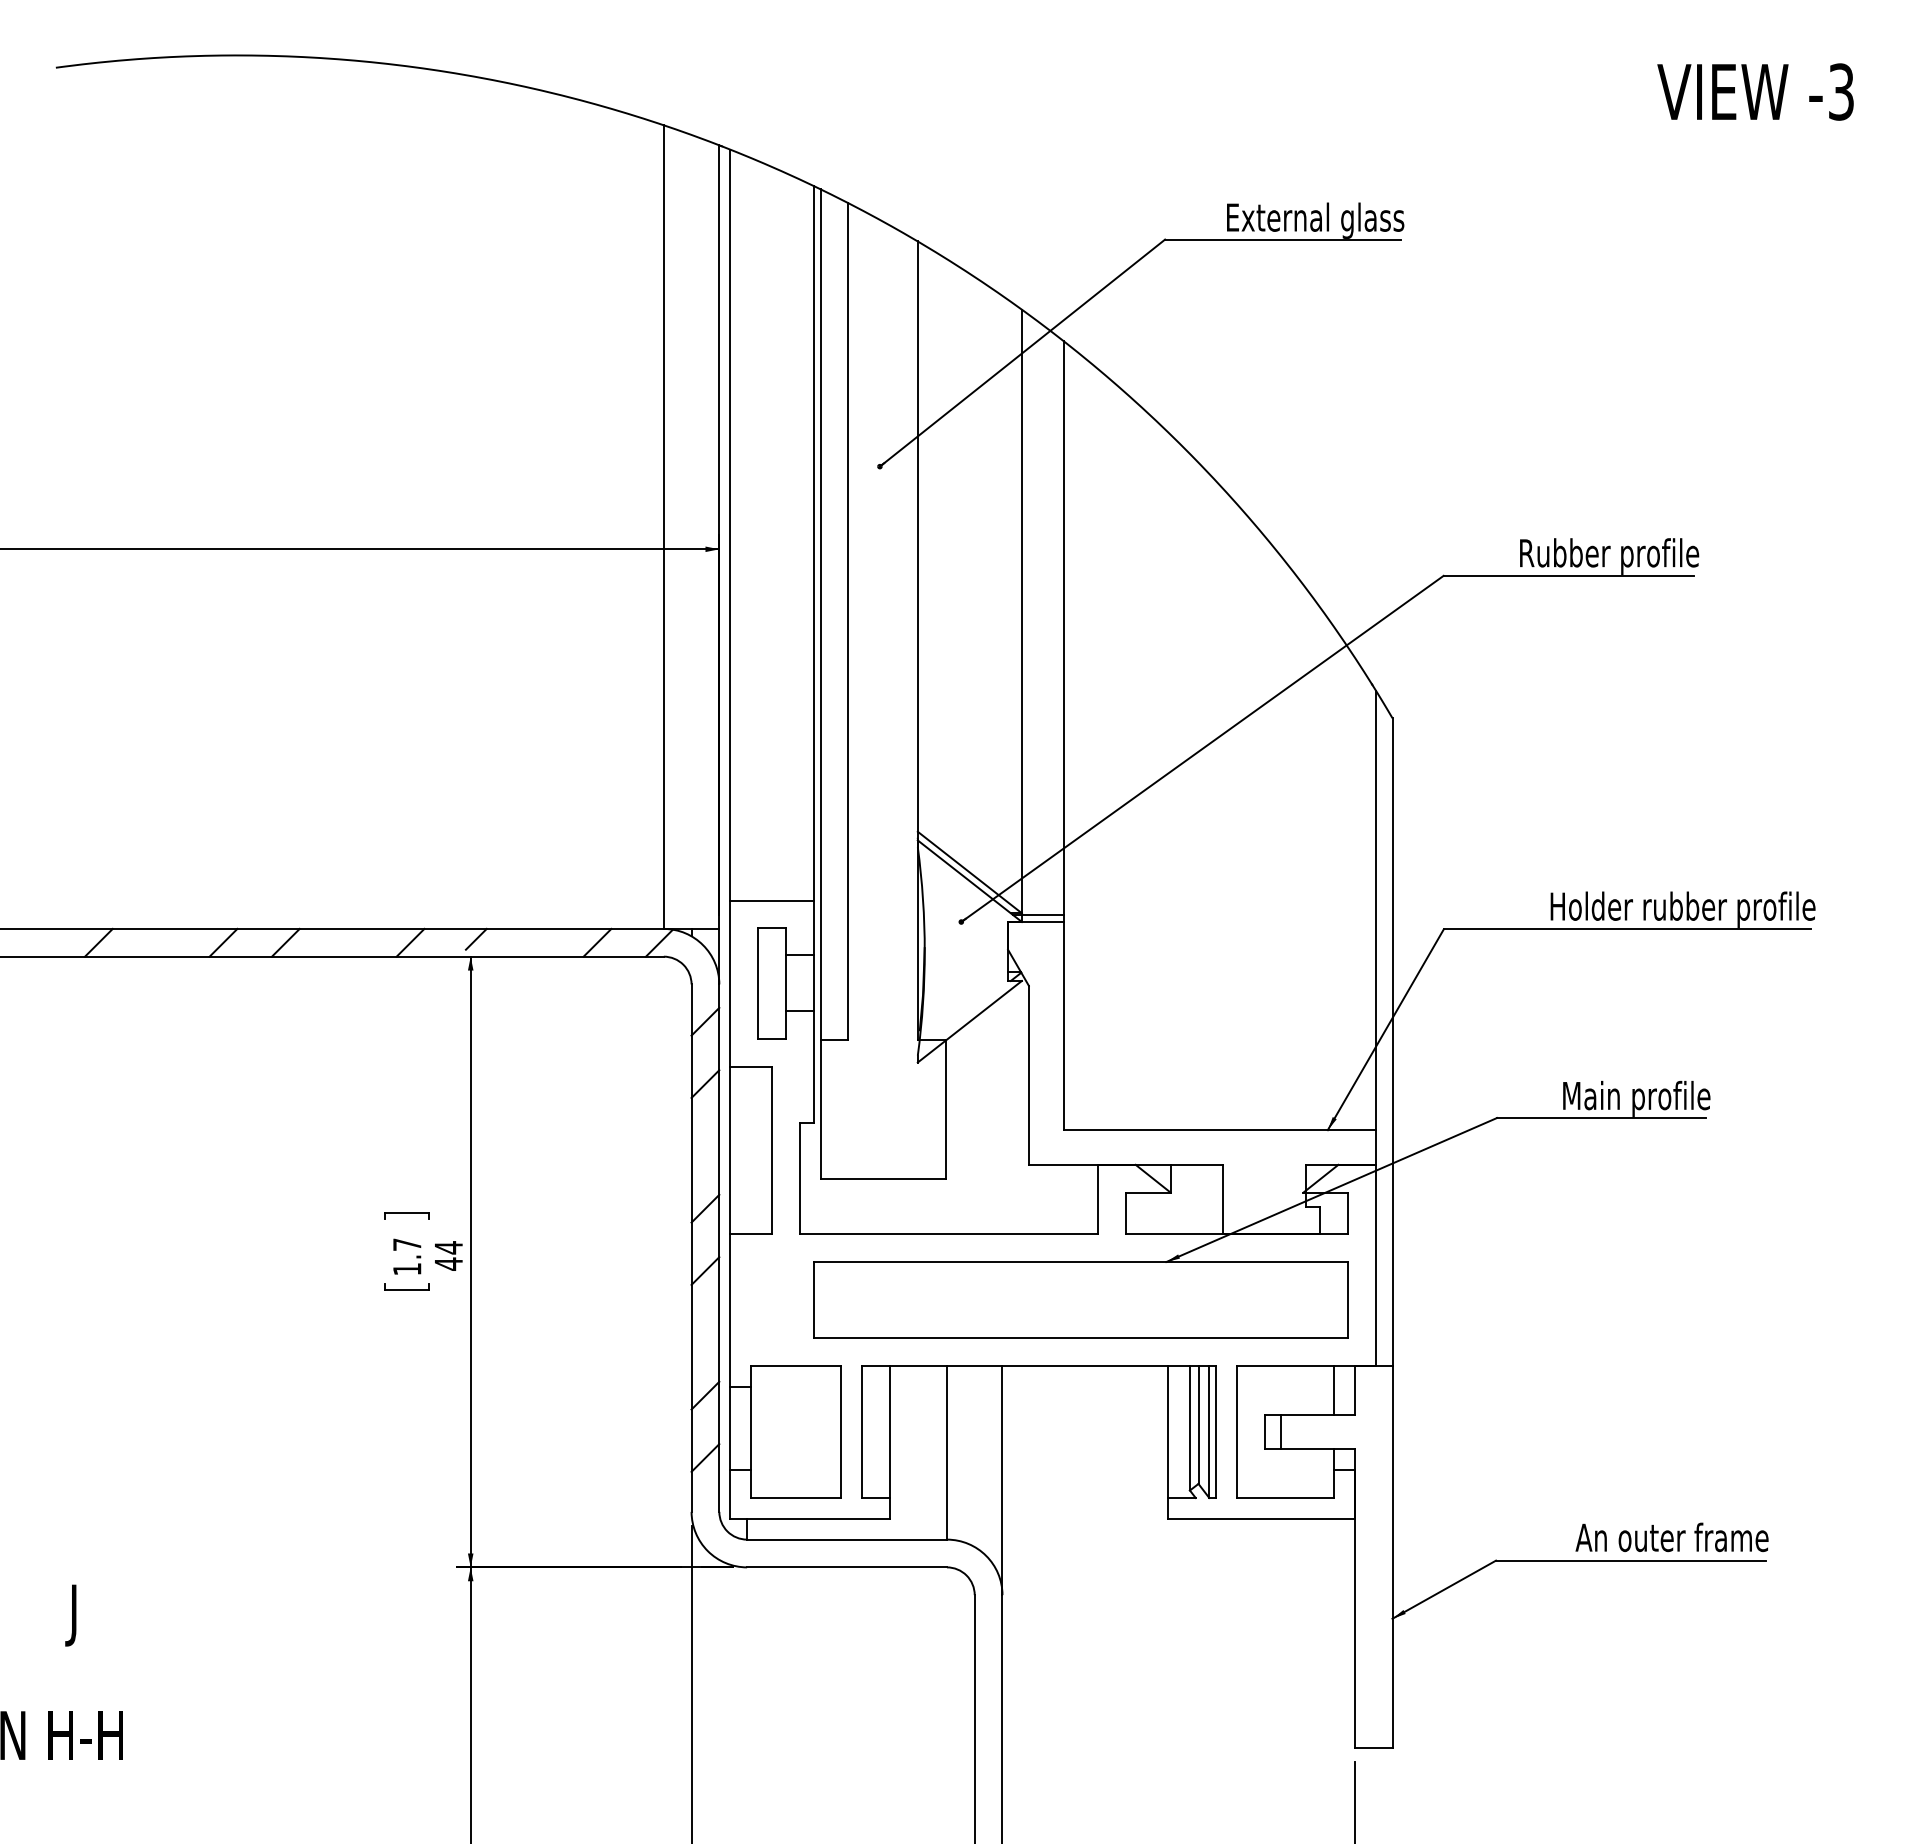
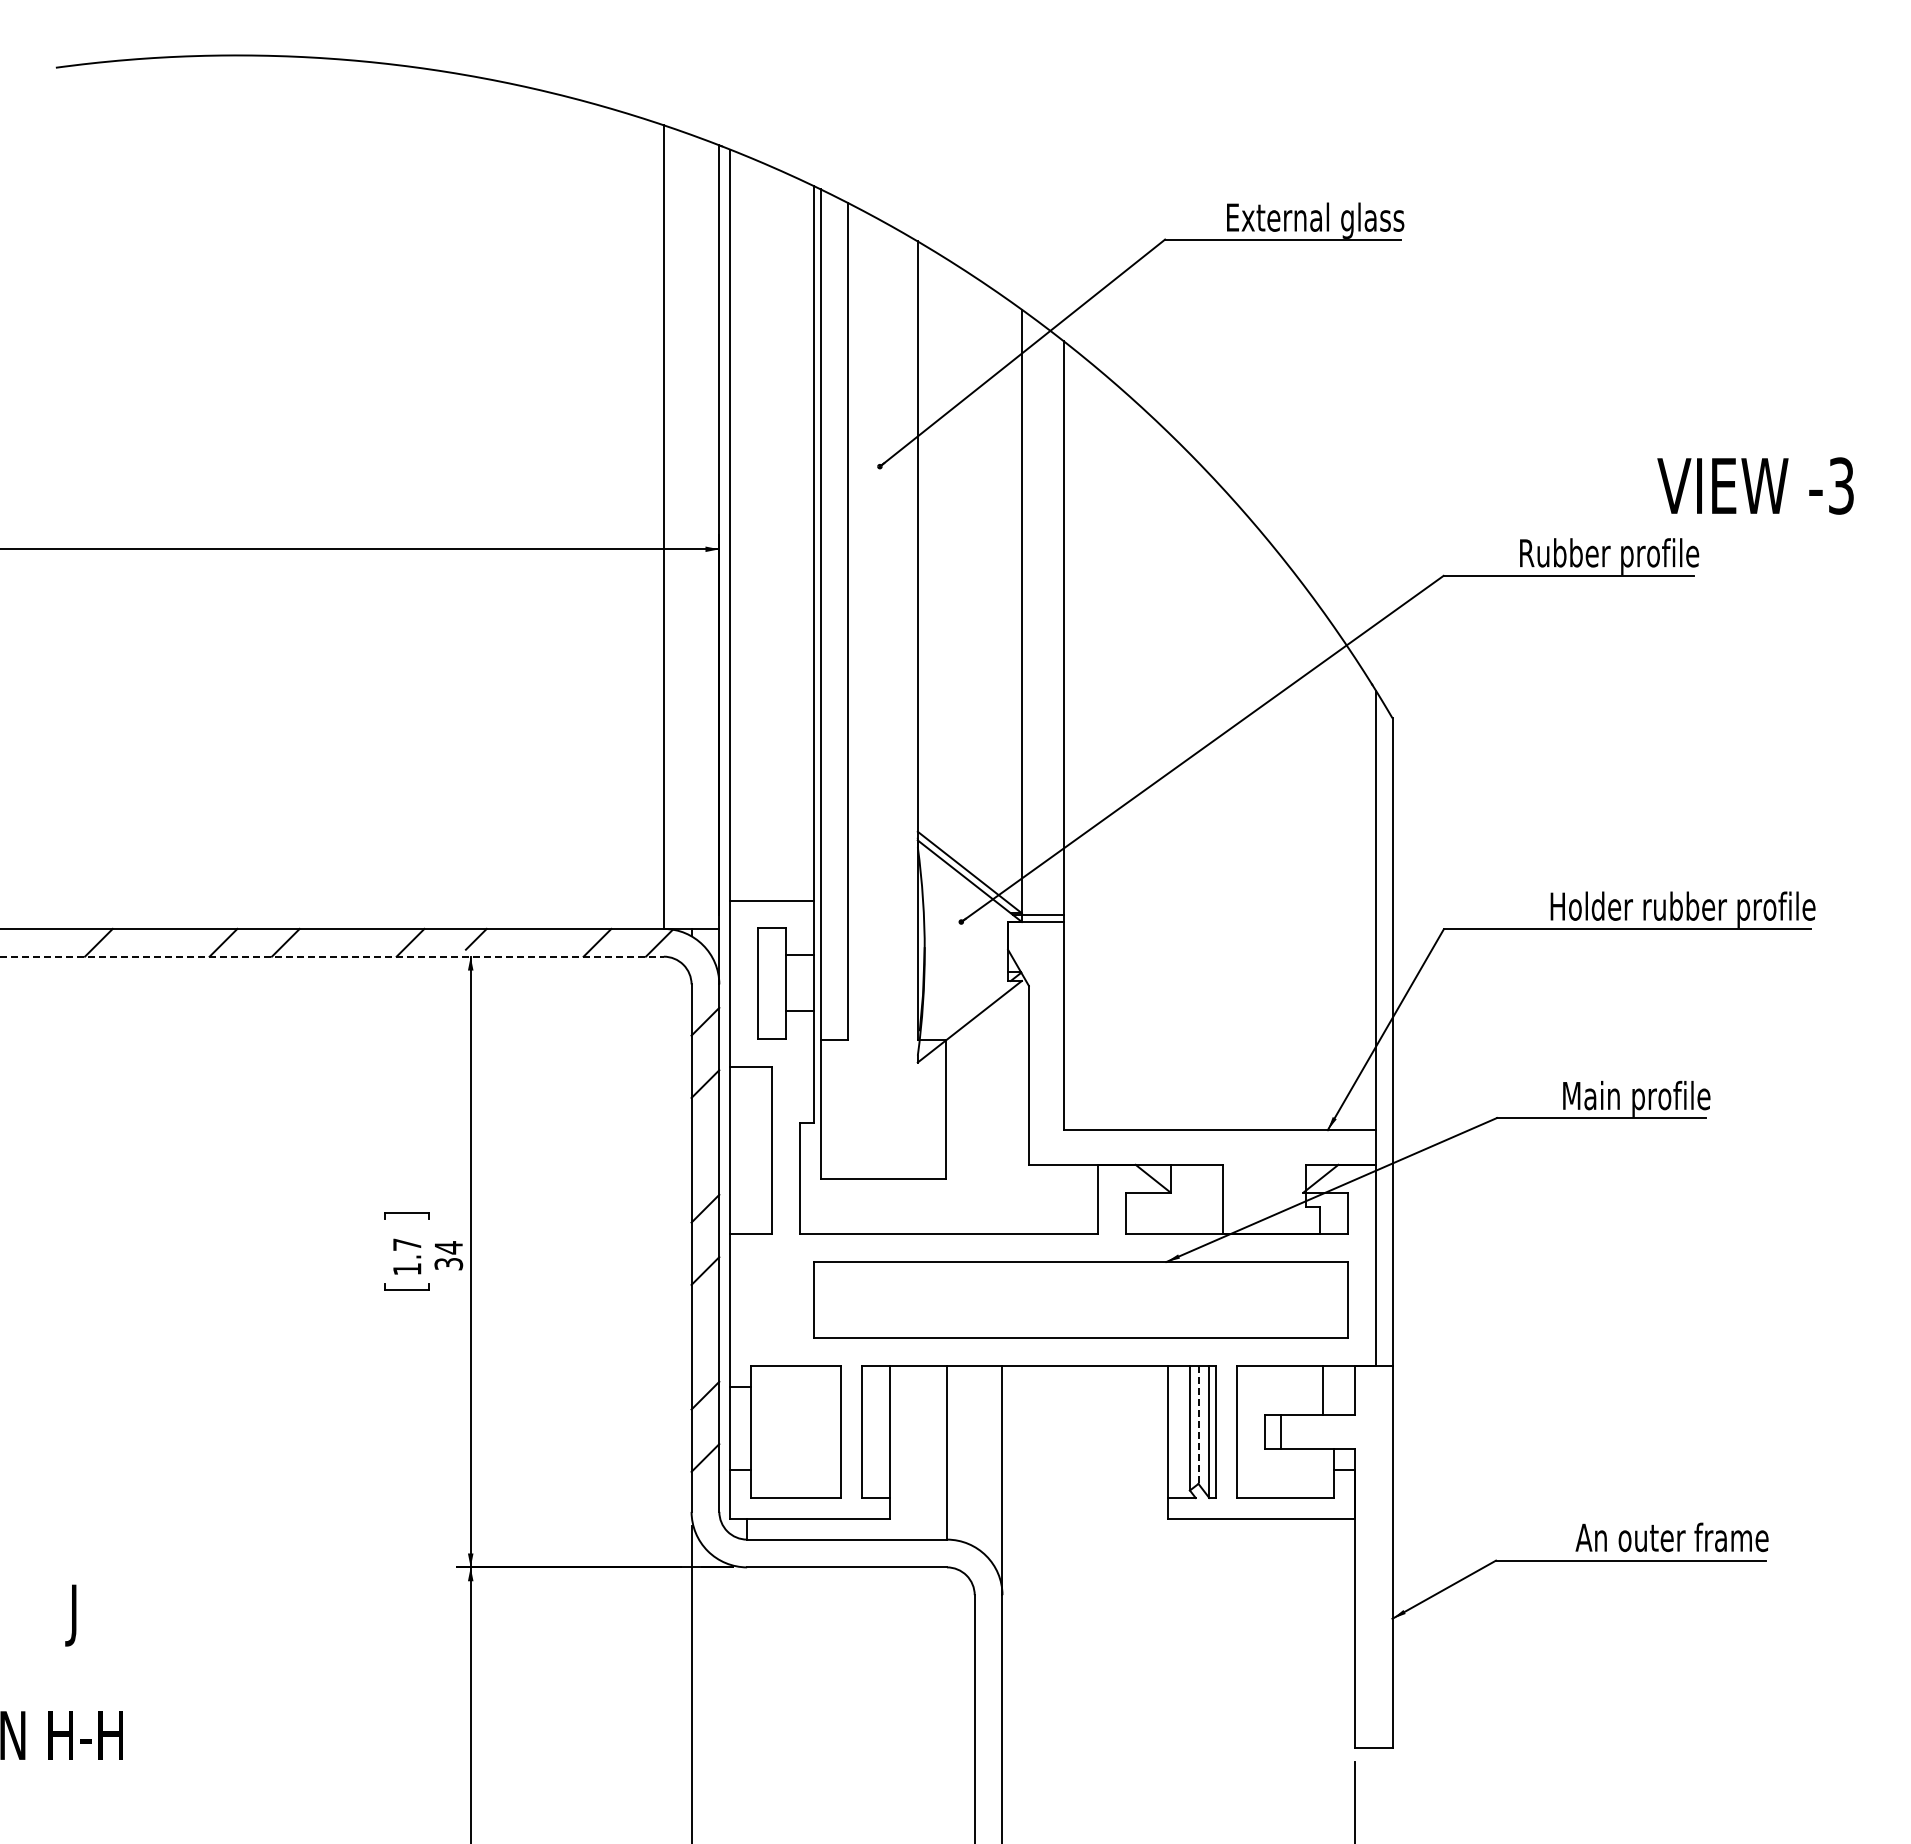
text position: (1755, 91) -> (1755, 485) (1755, 485)
line: solid -> dashed (332, 956)
text: 44 -> 34 (448, 1263)
line position: (1334, 1390) -> (1323, 1390) (1323, 1390)
line: solid -> dashed (1198, 1425)
